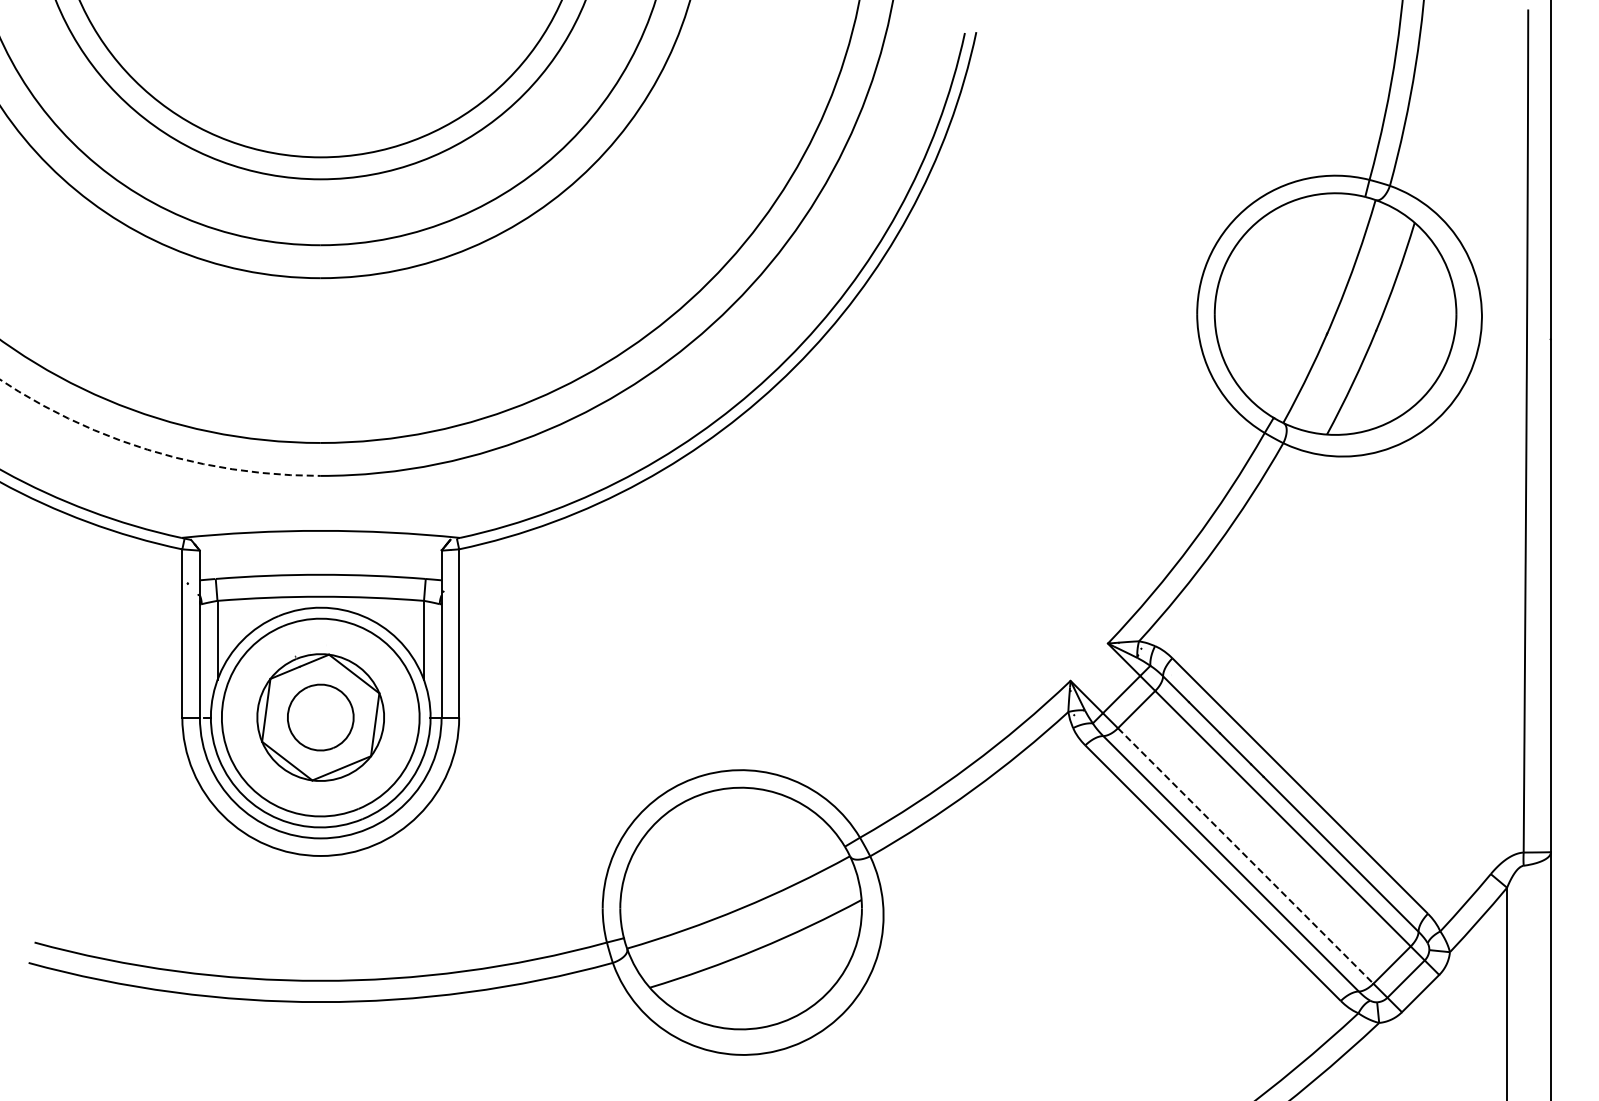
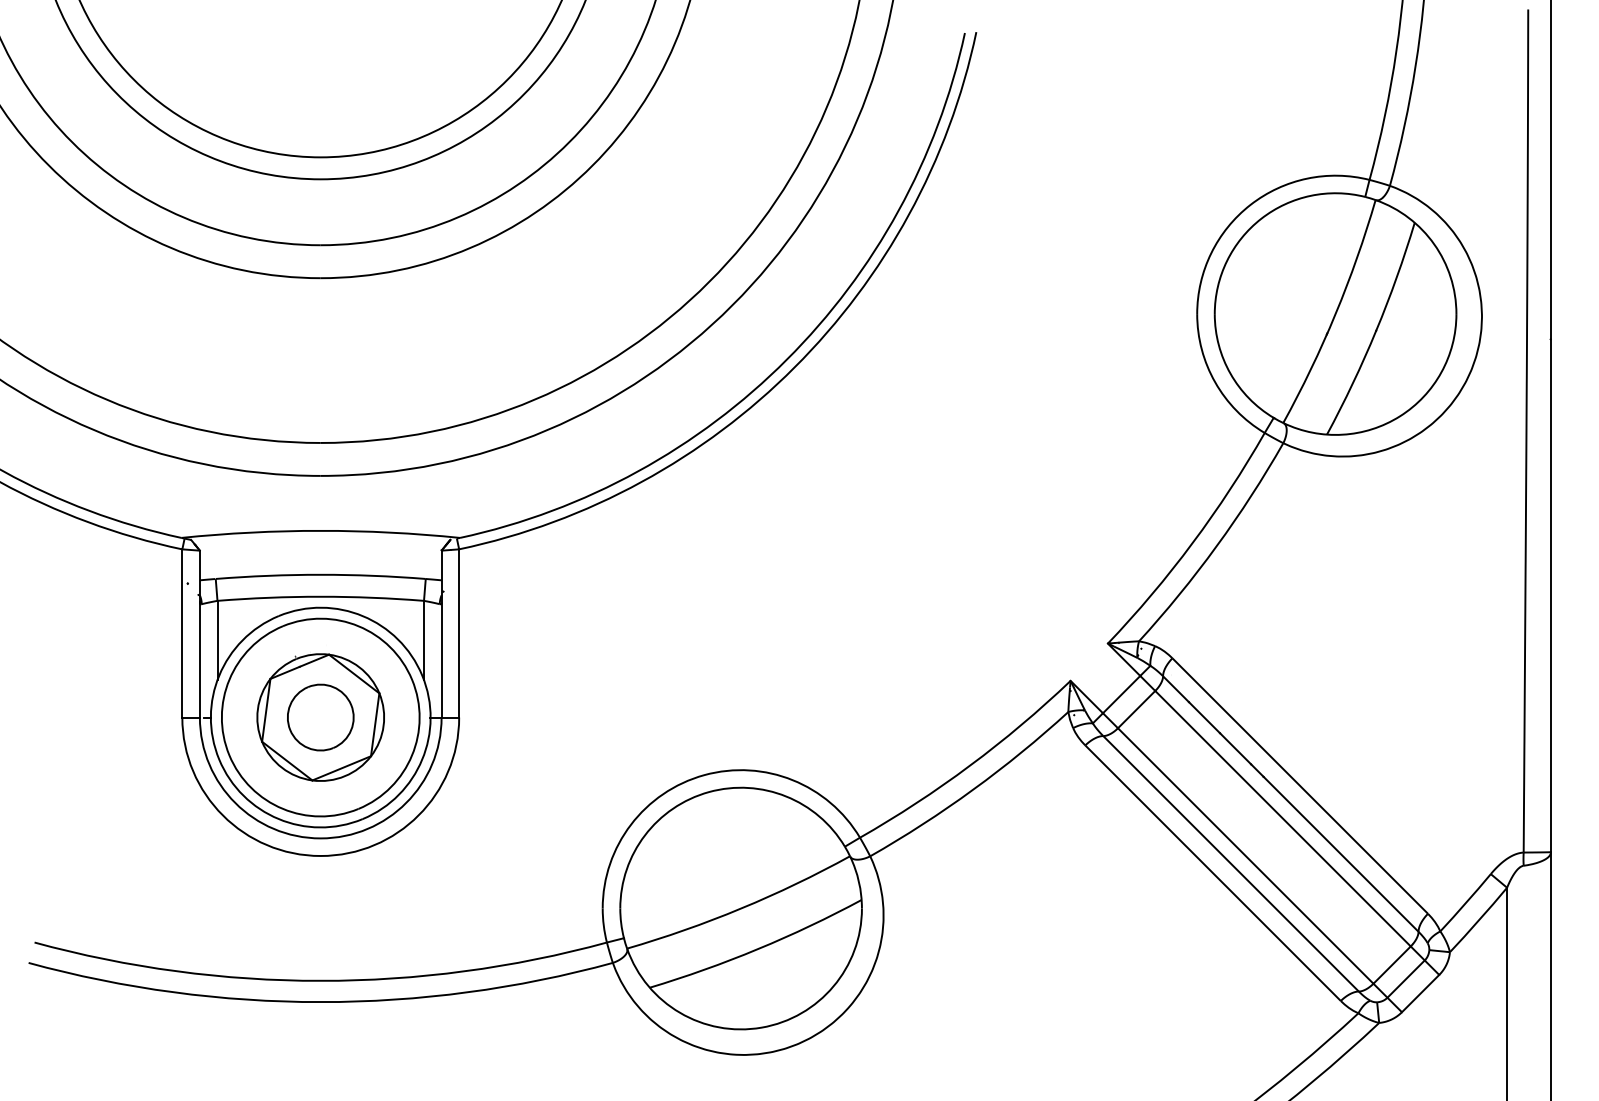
arc: dashed -> solid (151, 450)
line: dashed -> solid (1245, 856)
